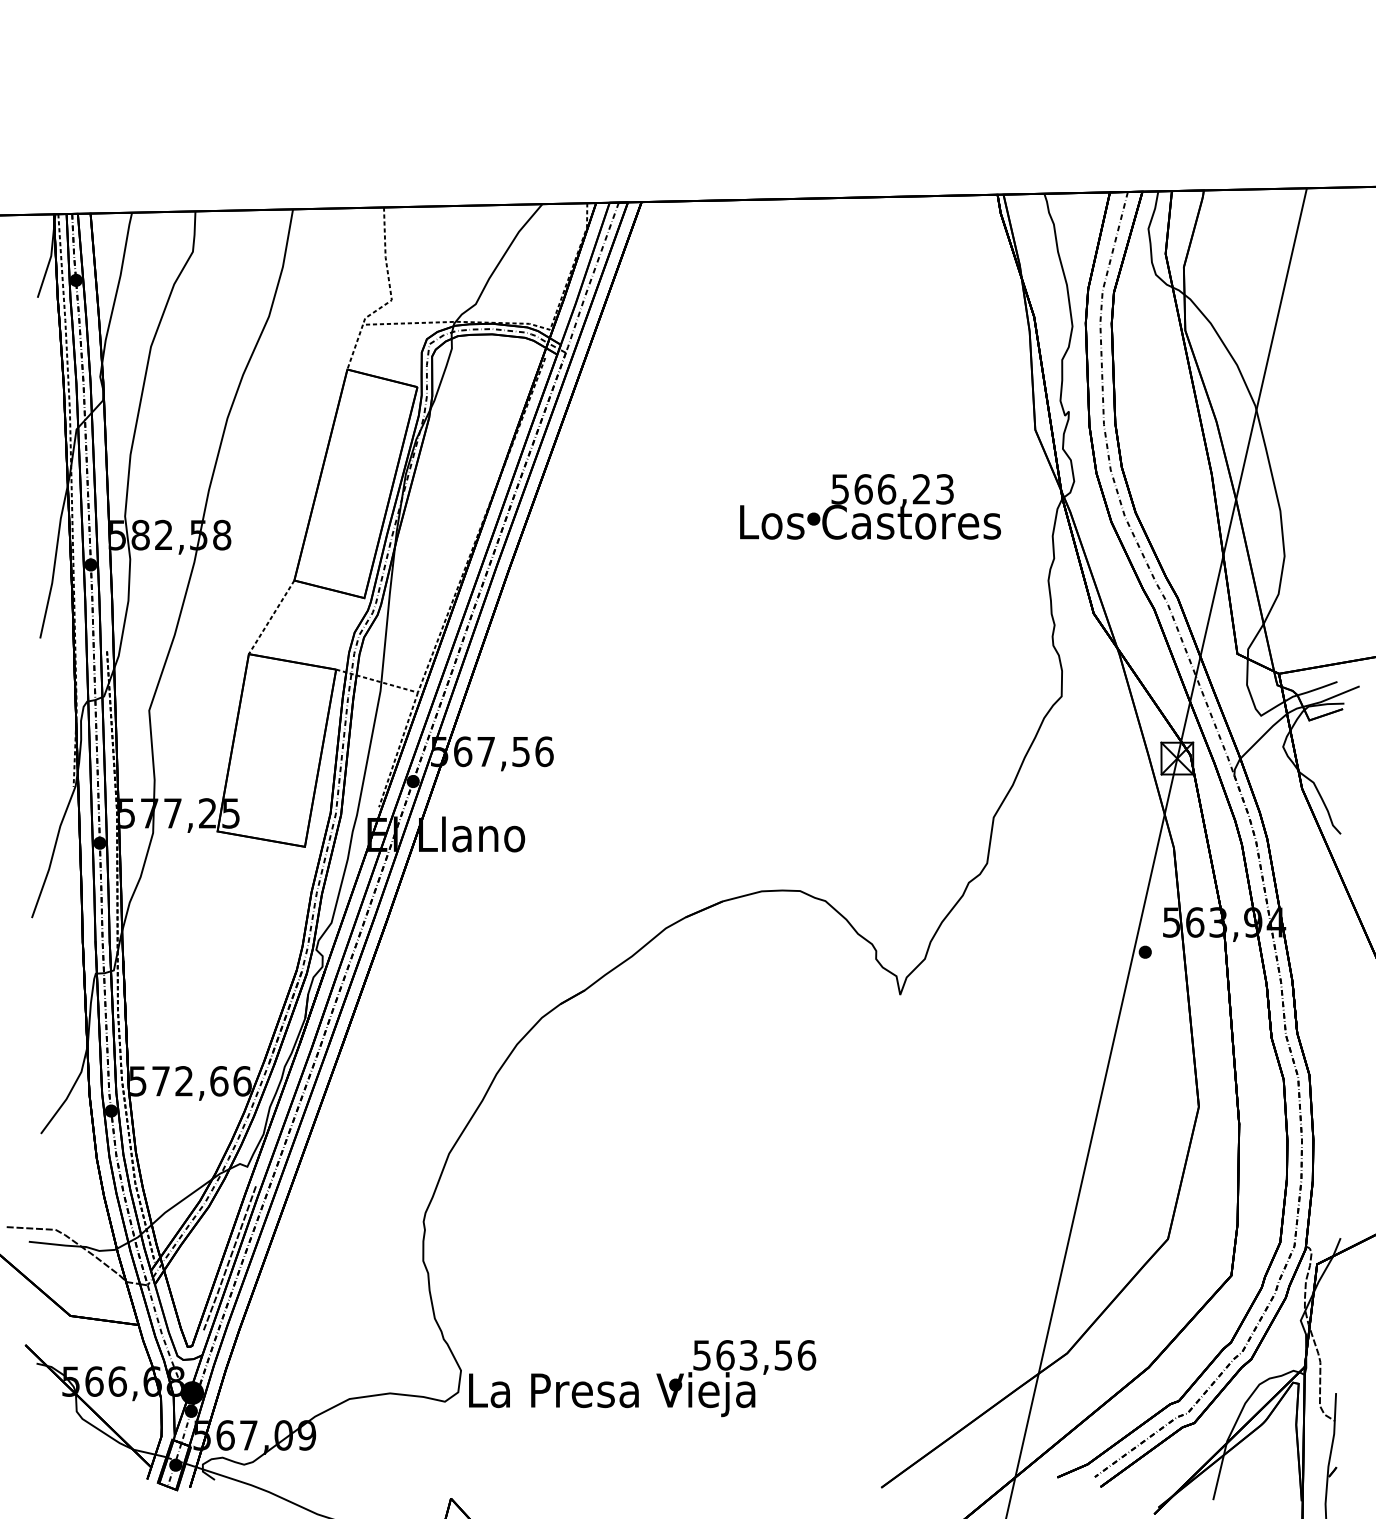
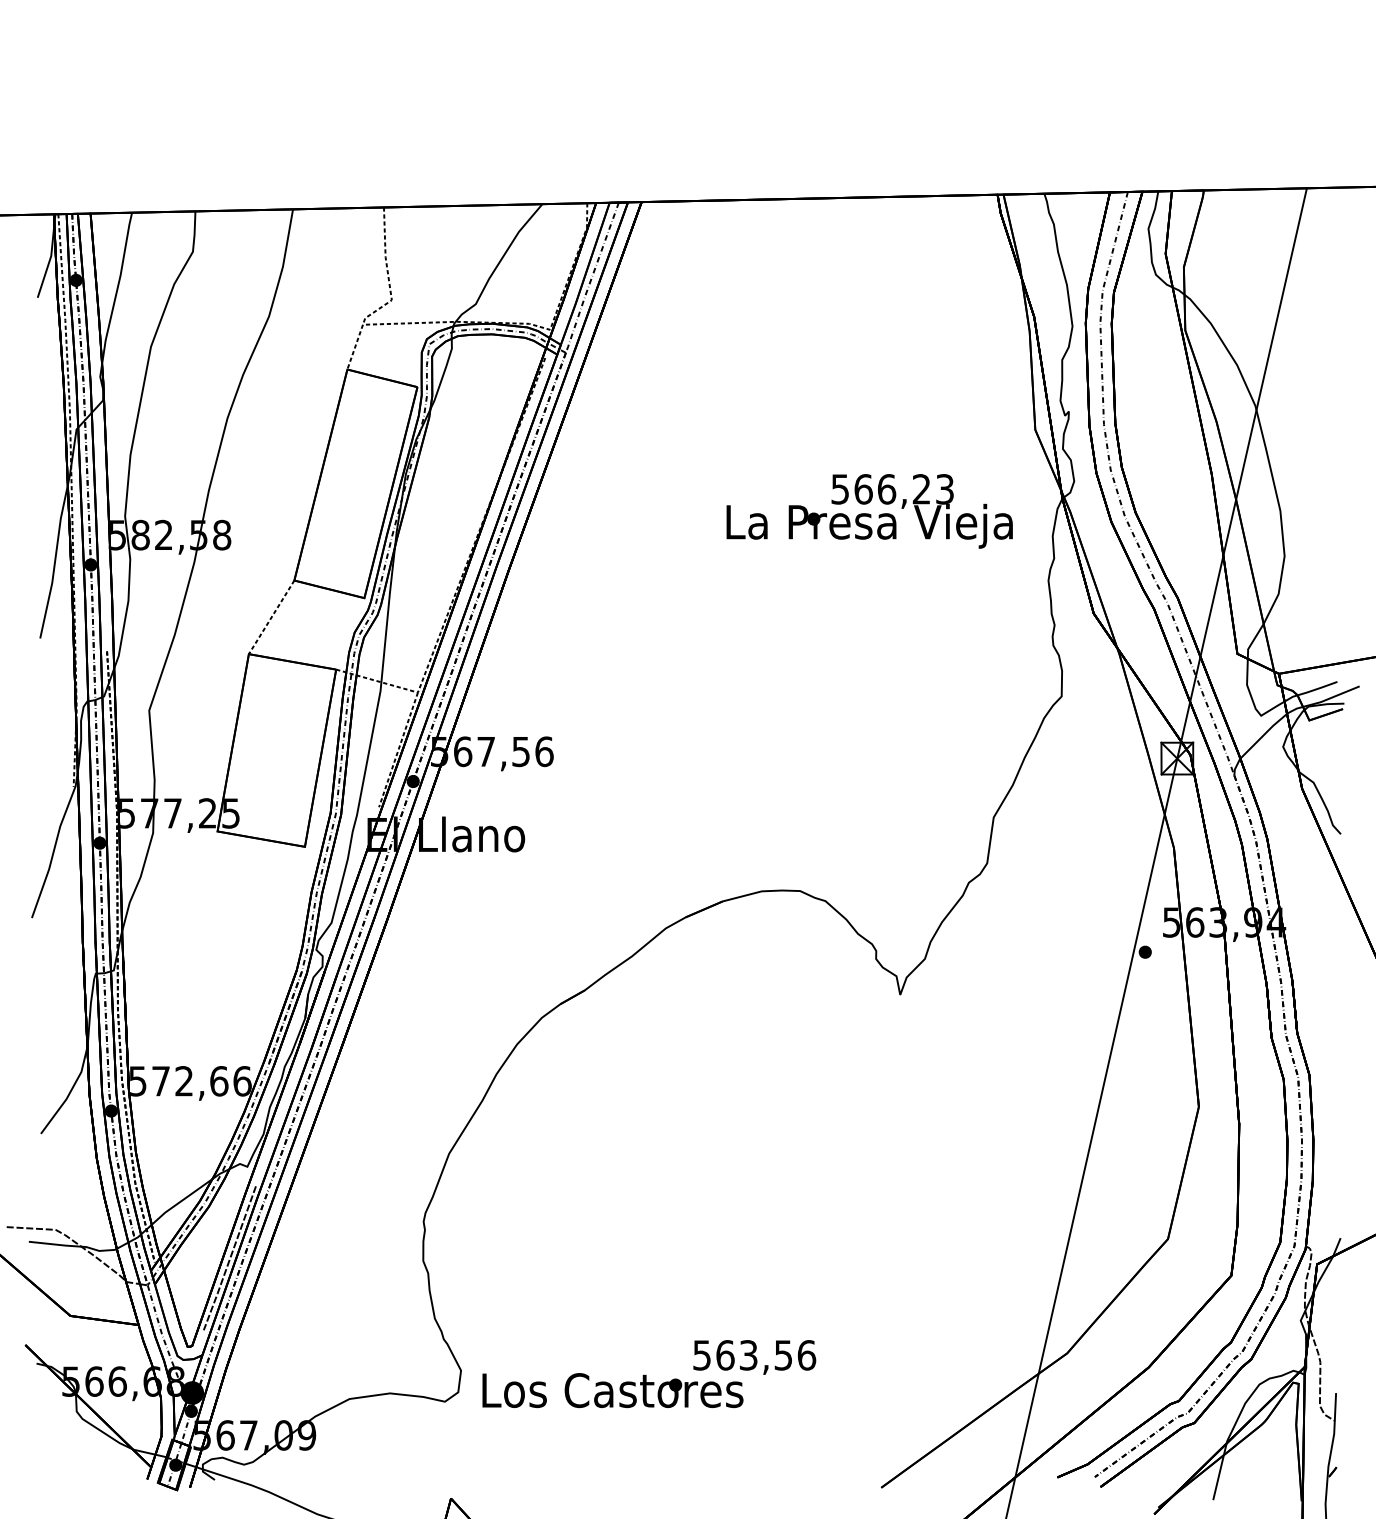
text: Los Castores -> La Presa Vieja (869, 525)
text: La Presa Vieja -> Los Castores (612, 1394)
